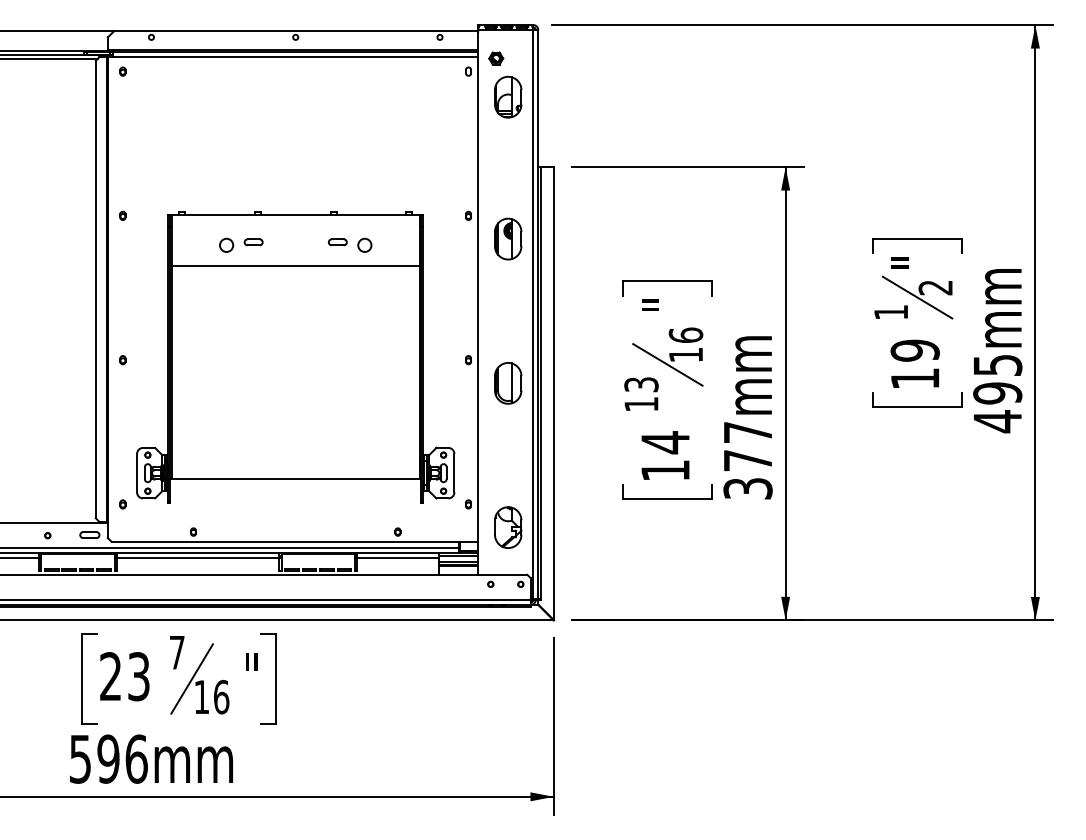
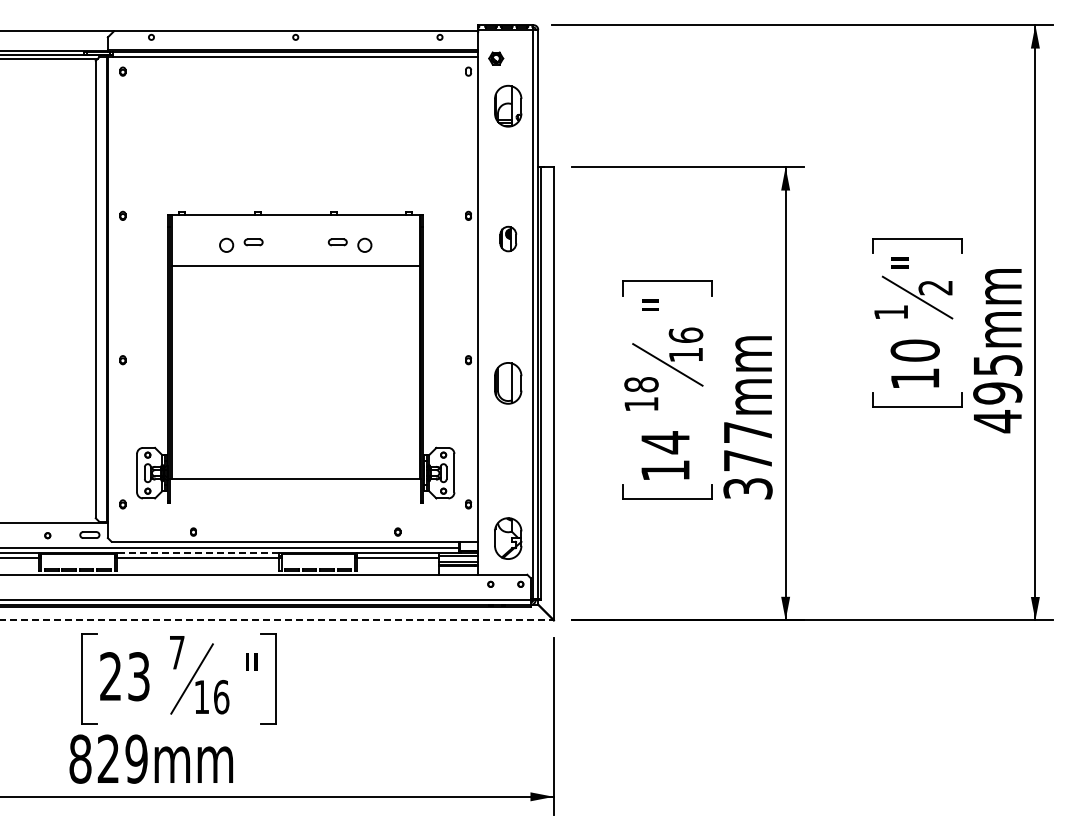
part position: (508, 96) -> (508, 105) (508, 105)
part size: 29x44 px -> 19x28 px (508, 238)
text: 19 -> 10 (914, 350)
text: 13 -> 18 (641, 384)
part position: (508, 527) -> (508, 538) (508, 538)
line: solid -> dashed (197, 553)
line: solid -> dashed (276, 620)
text: 596mm -> 829mm (108, 758)
